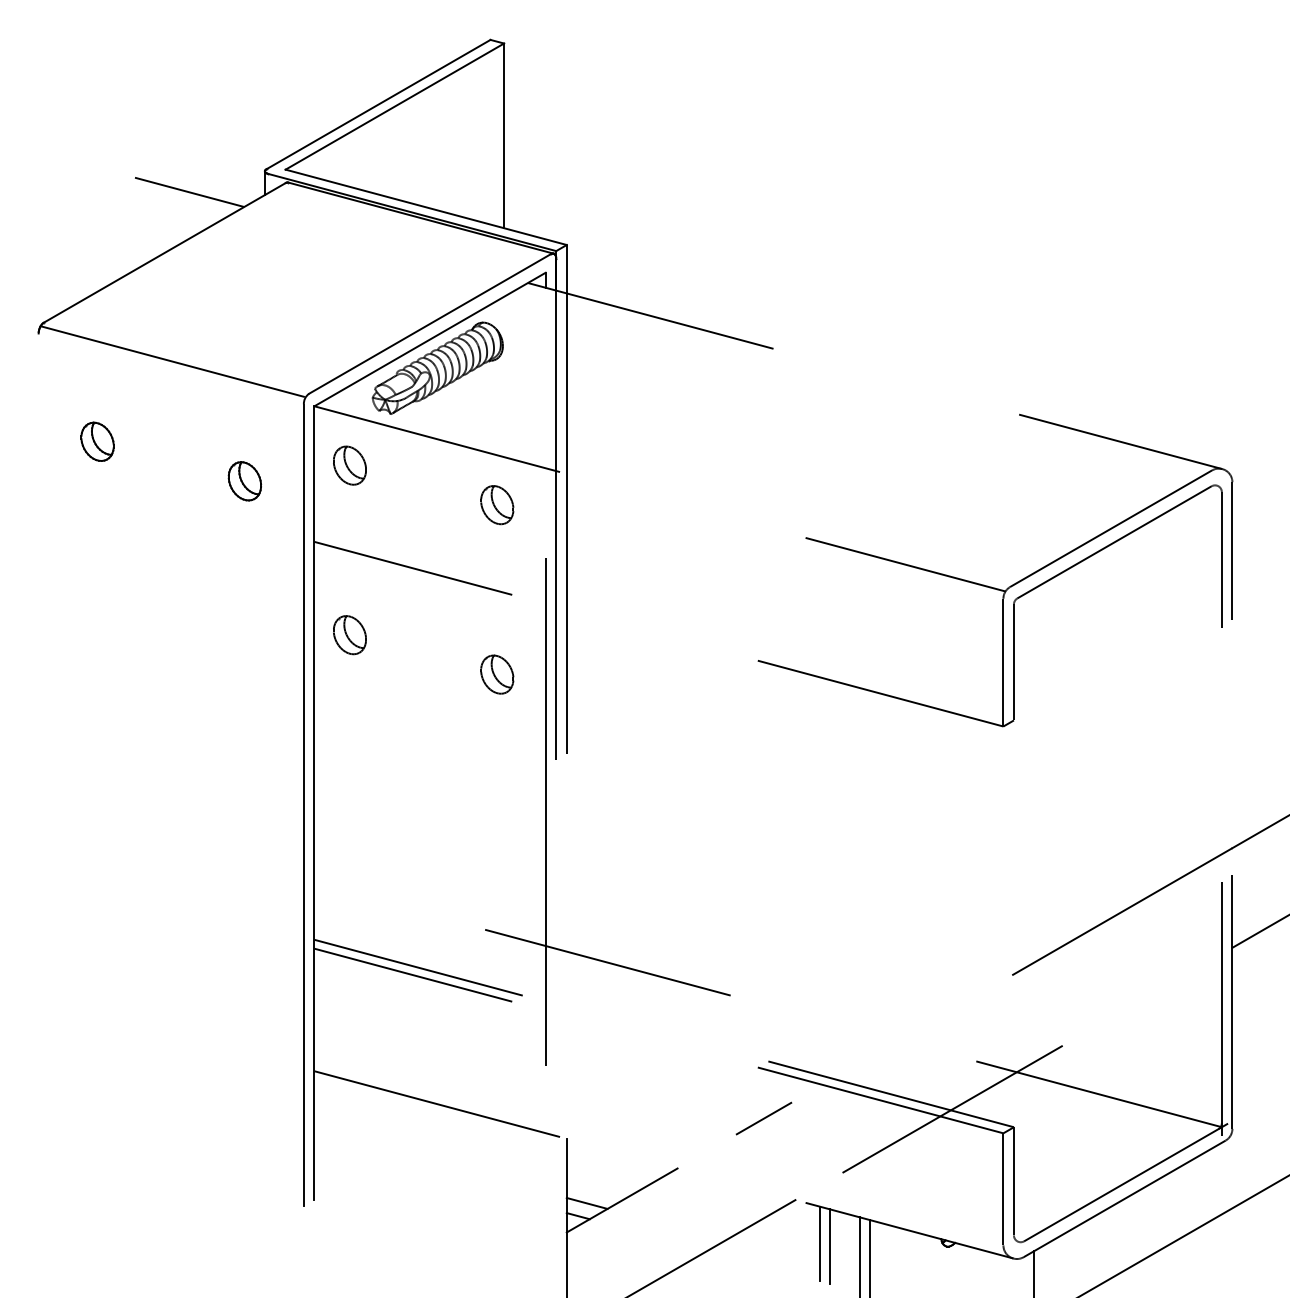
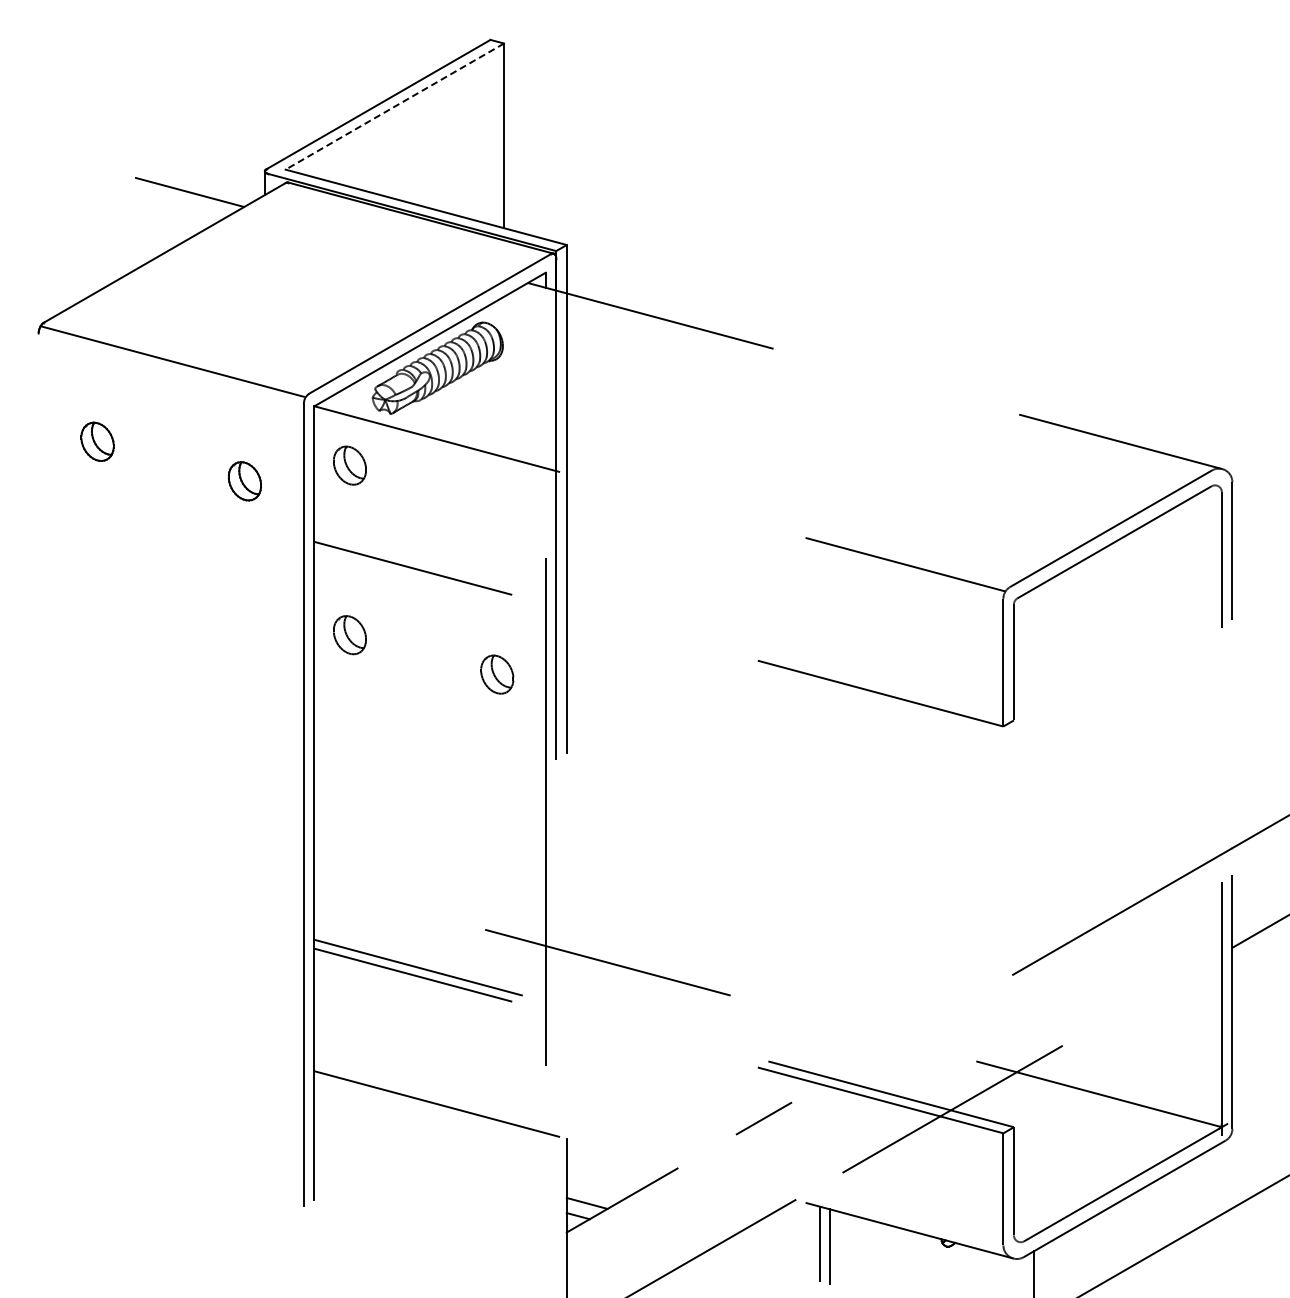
line: solid -> dashed (394, 106)
part: present -> none (497, 505)
line: present -> none (860, 1255)
line: present -> none (869, 1256)
